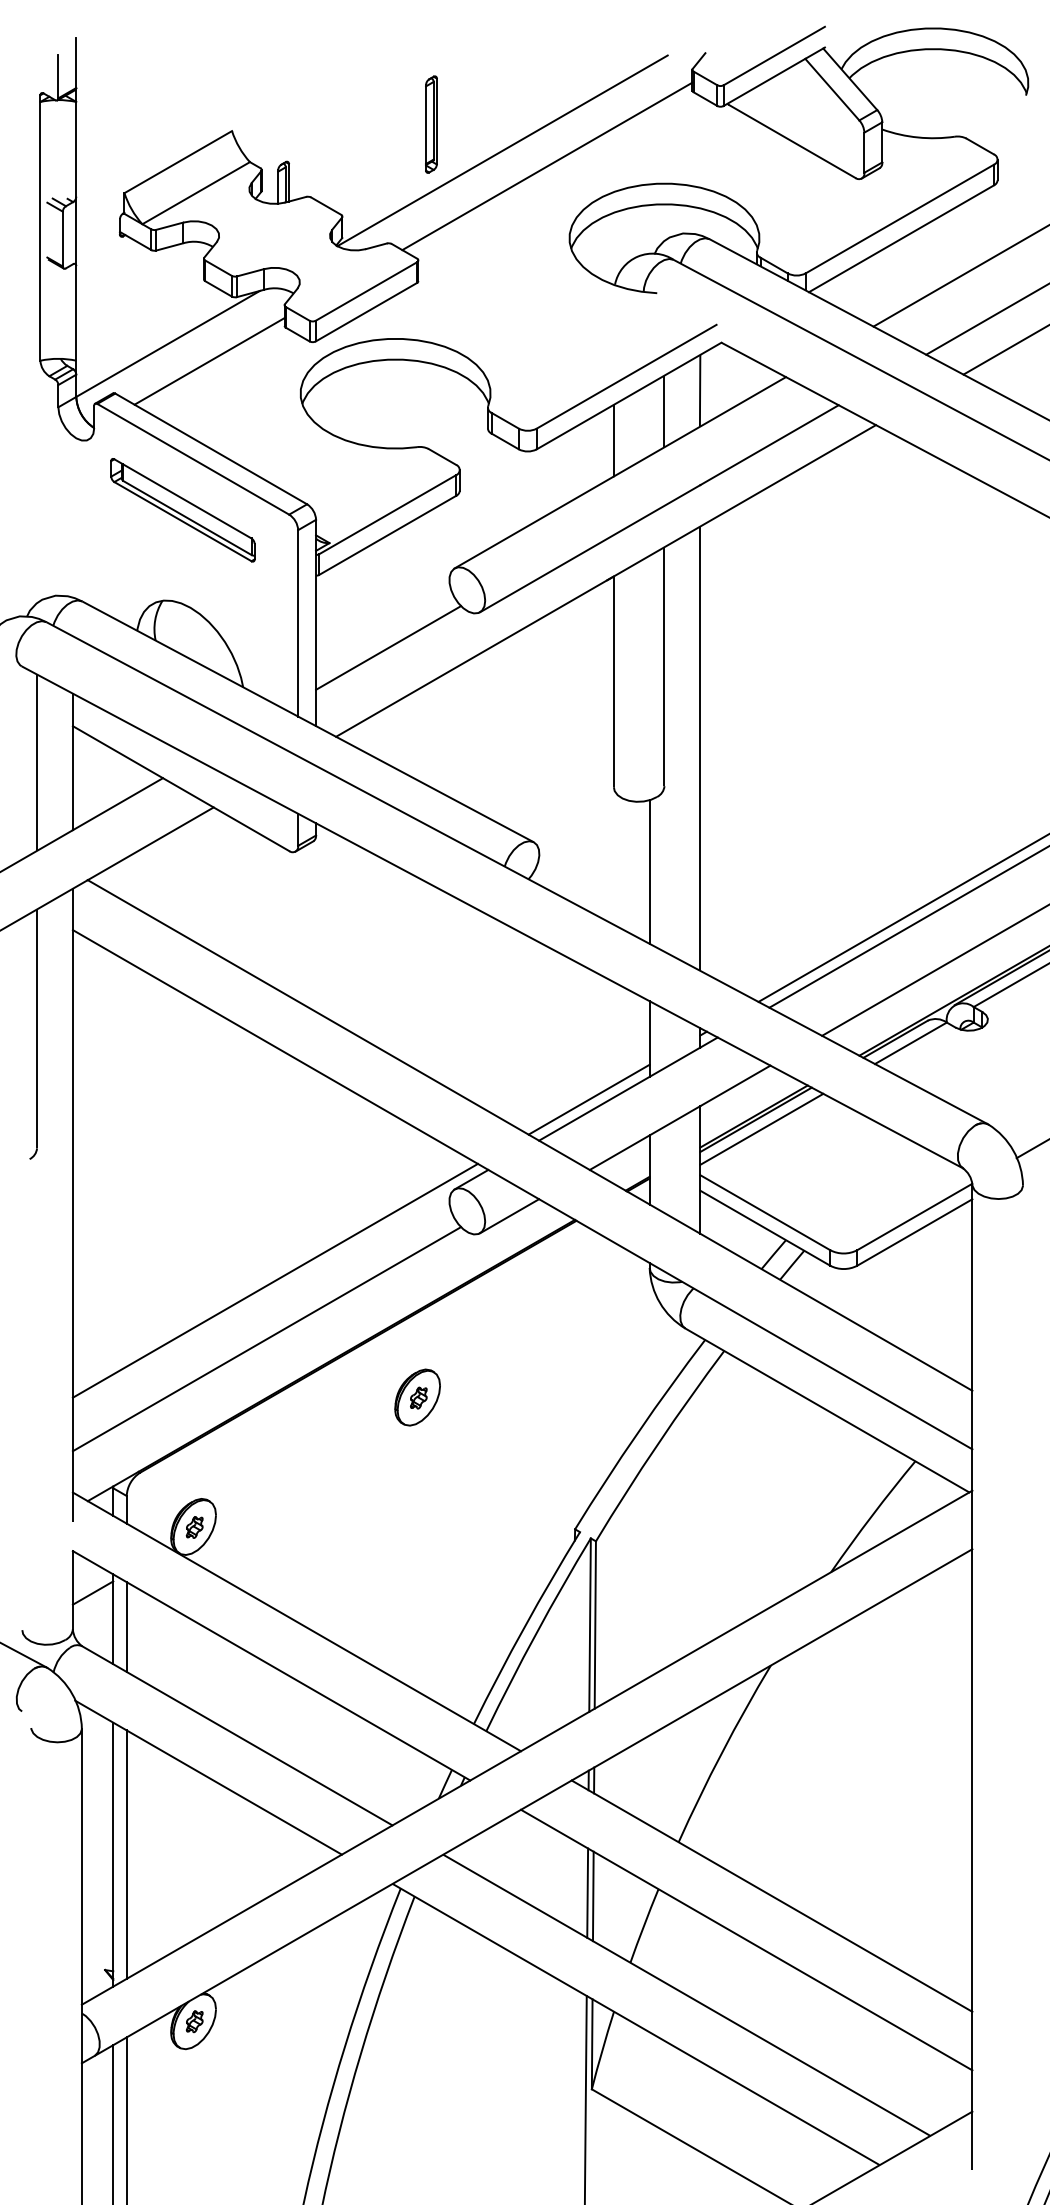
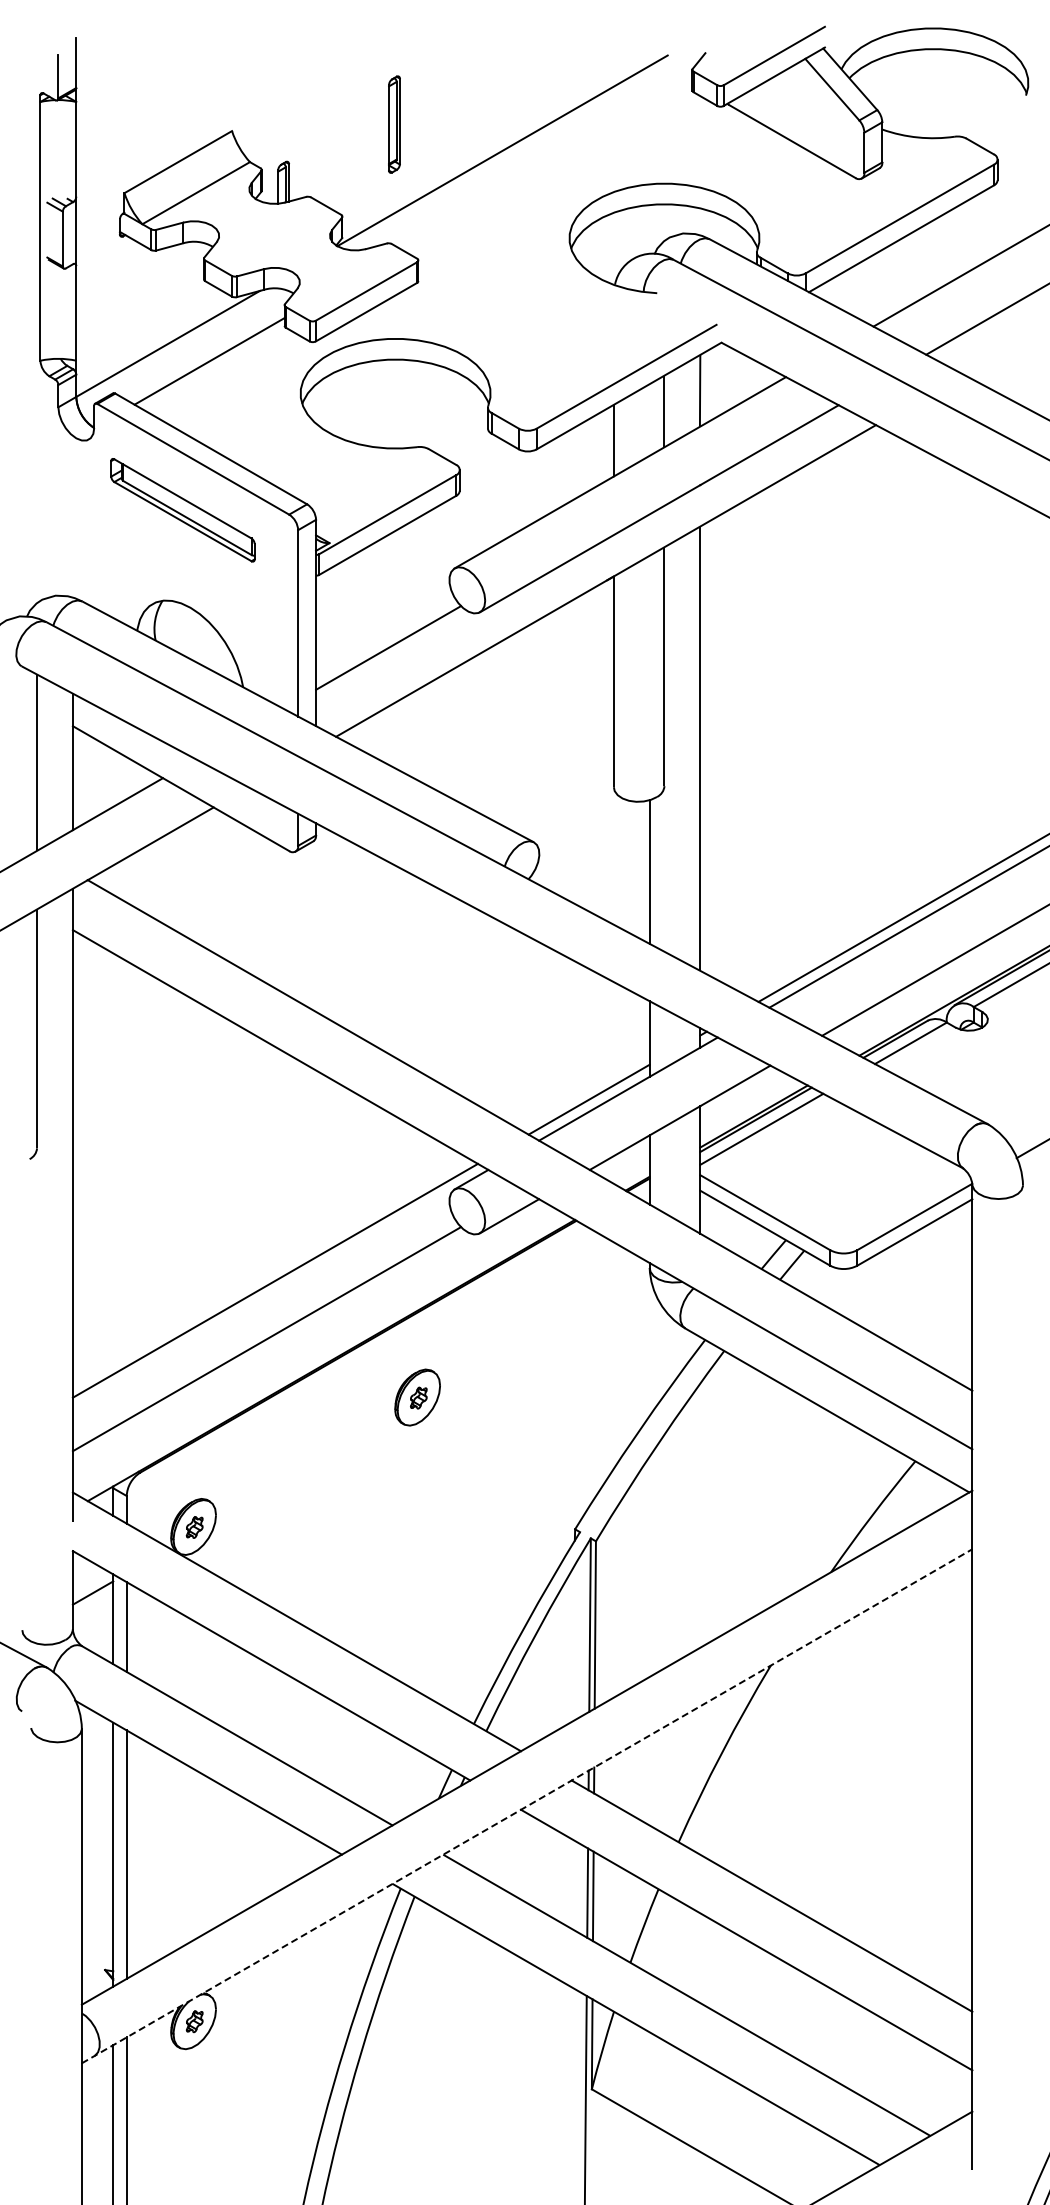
part position: (431, 124) -> (394, 124) (394, 124)
line: present -> none (547, 166)
line: present -> none (1004, 350)
line: solid -> dashed (527, 1806)
